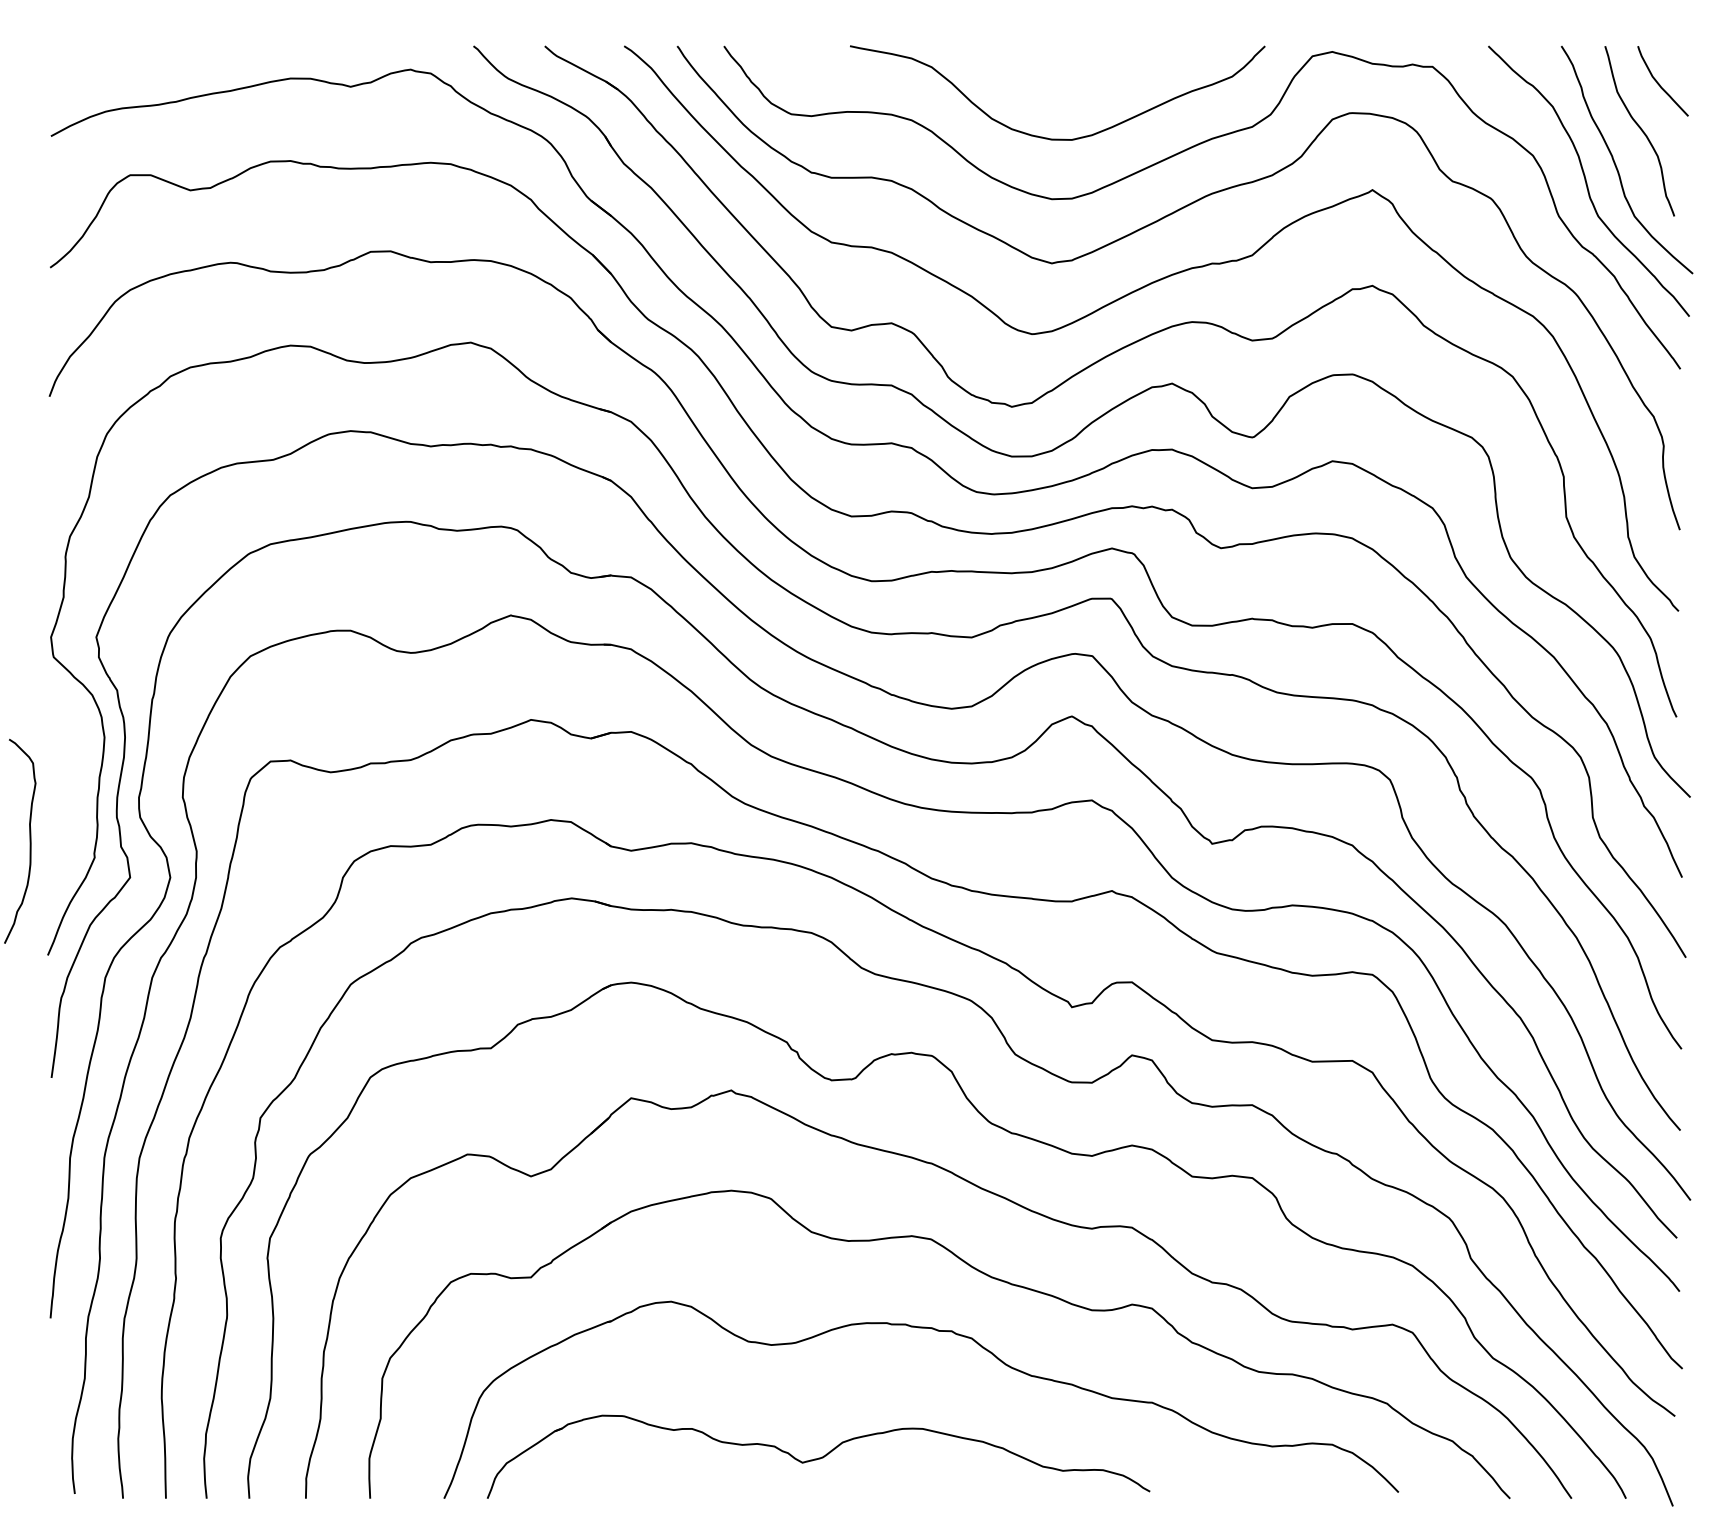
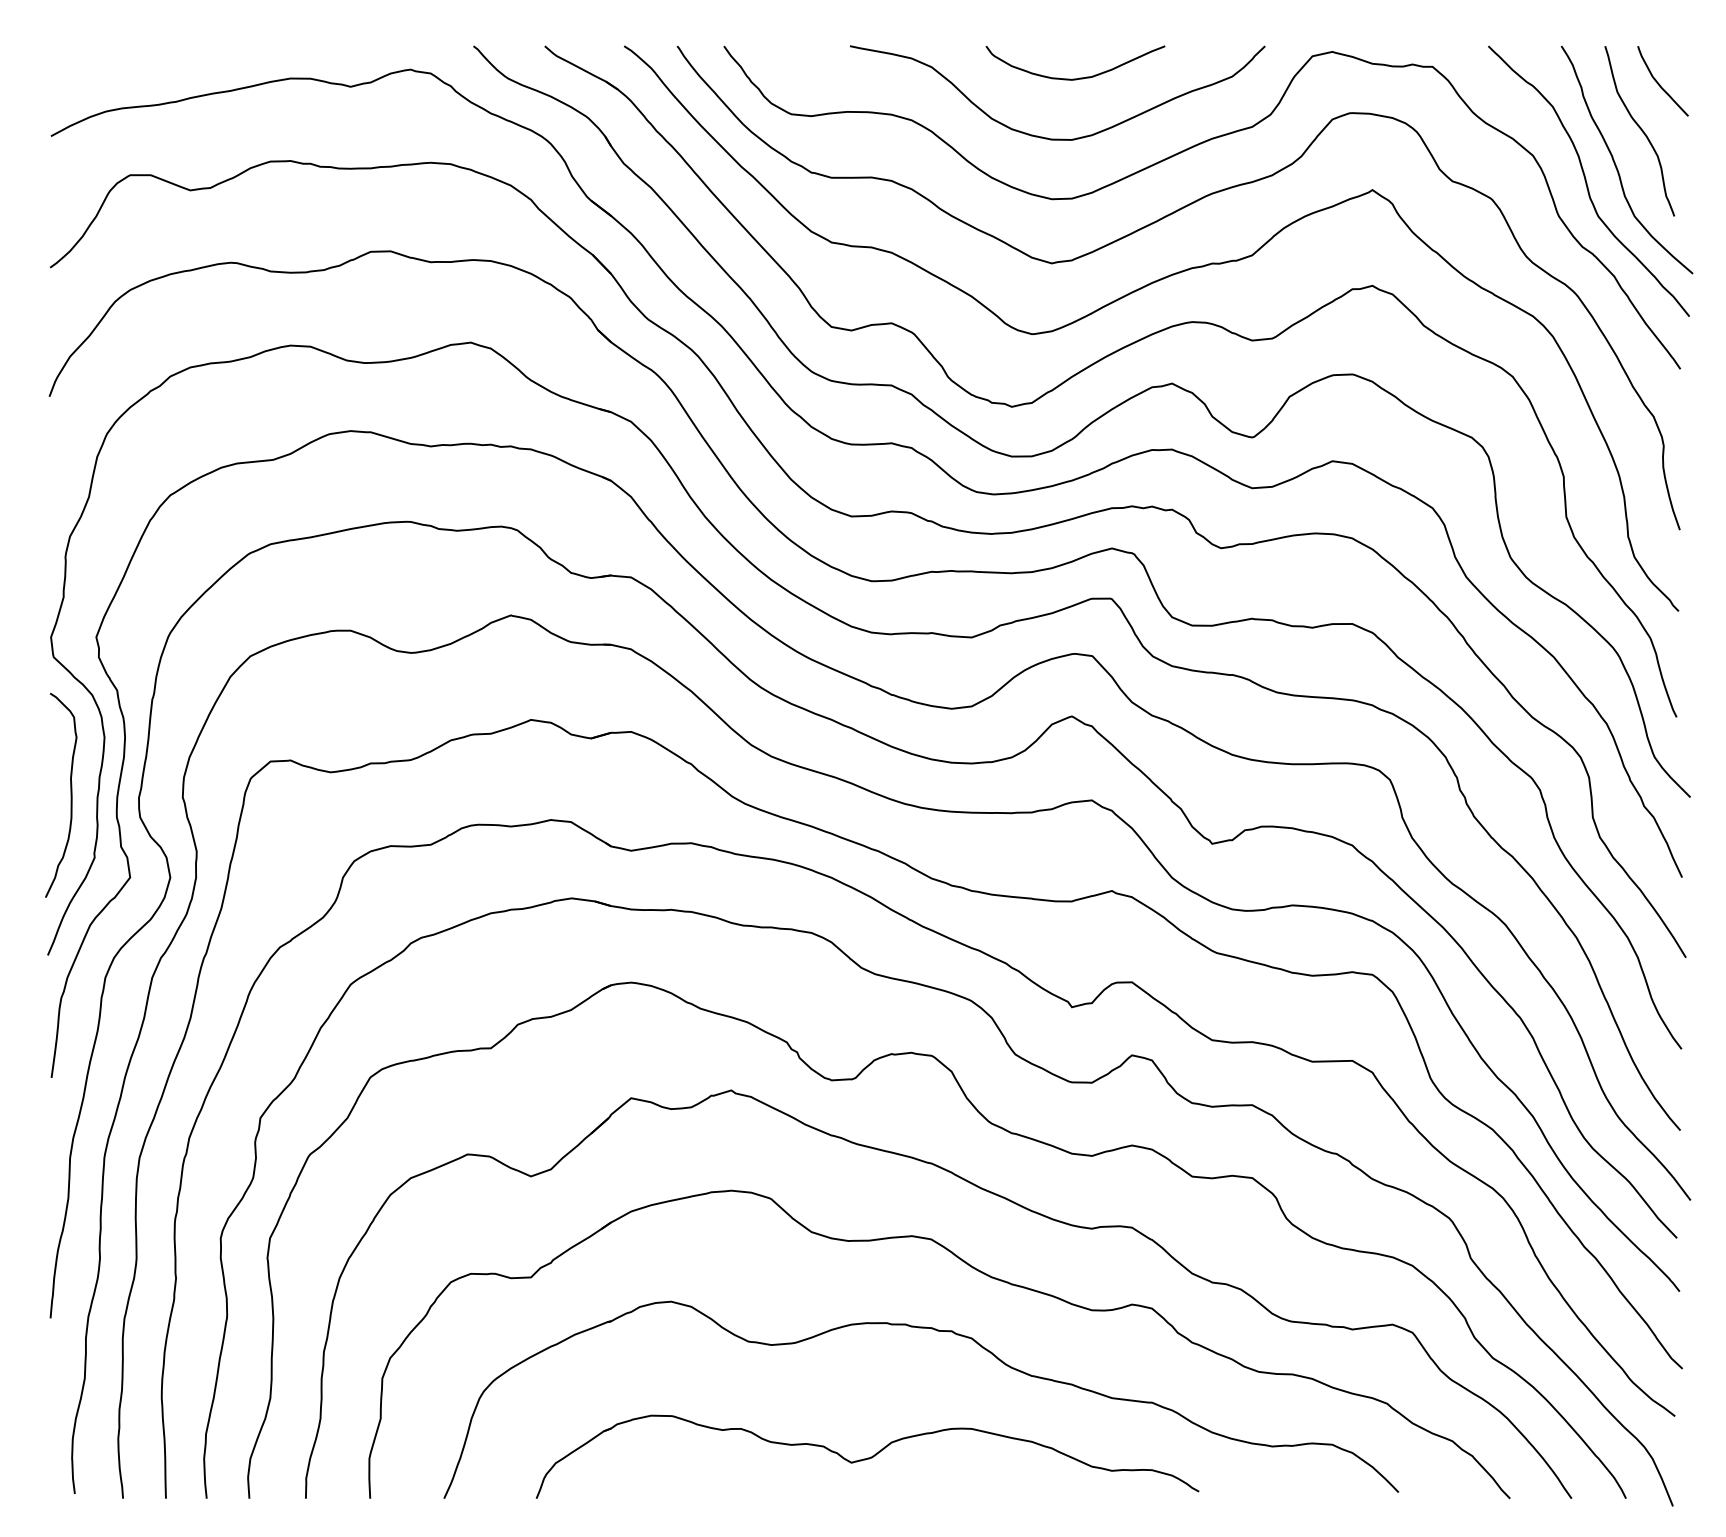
curve: none -> present (1079, 77)
curve position: (29, 840) -> (70, 794) (70, 794)
part position: (818, 1456) -> (867, 1456) (867, 1456)
